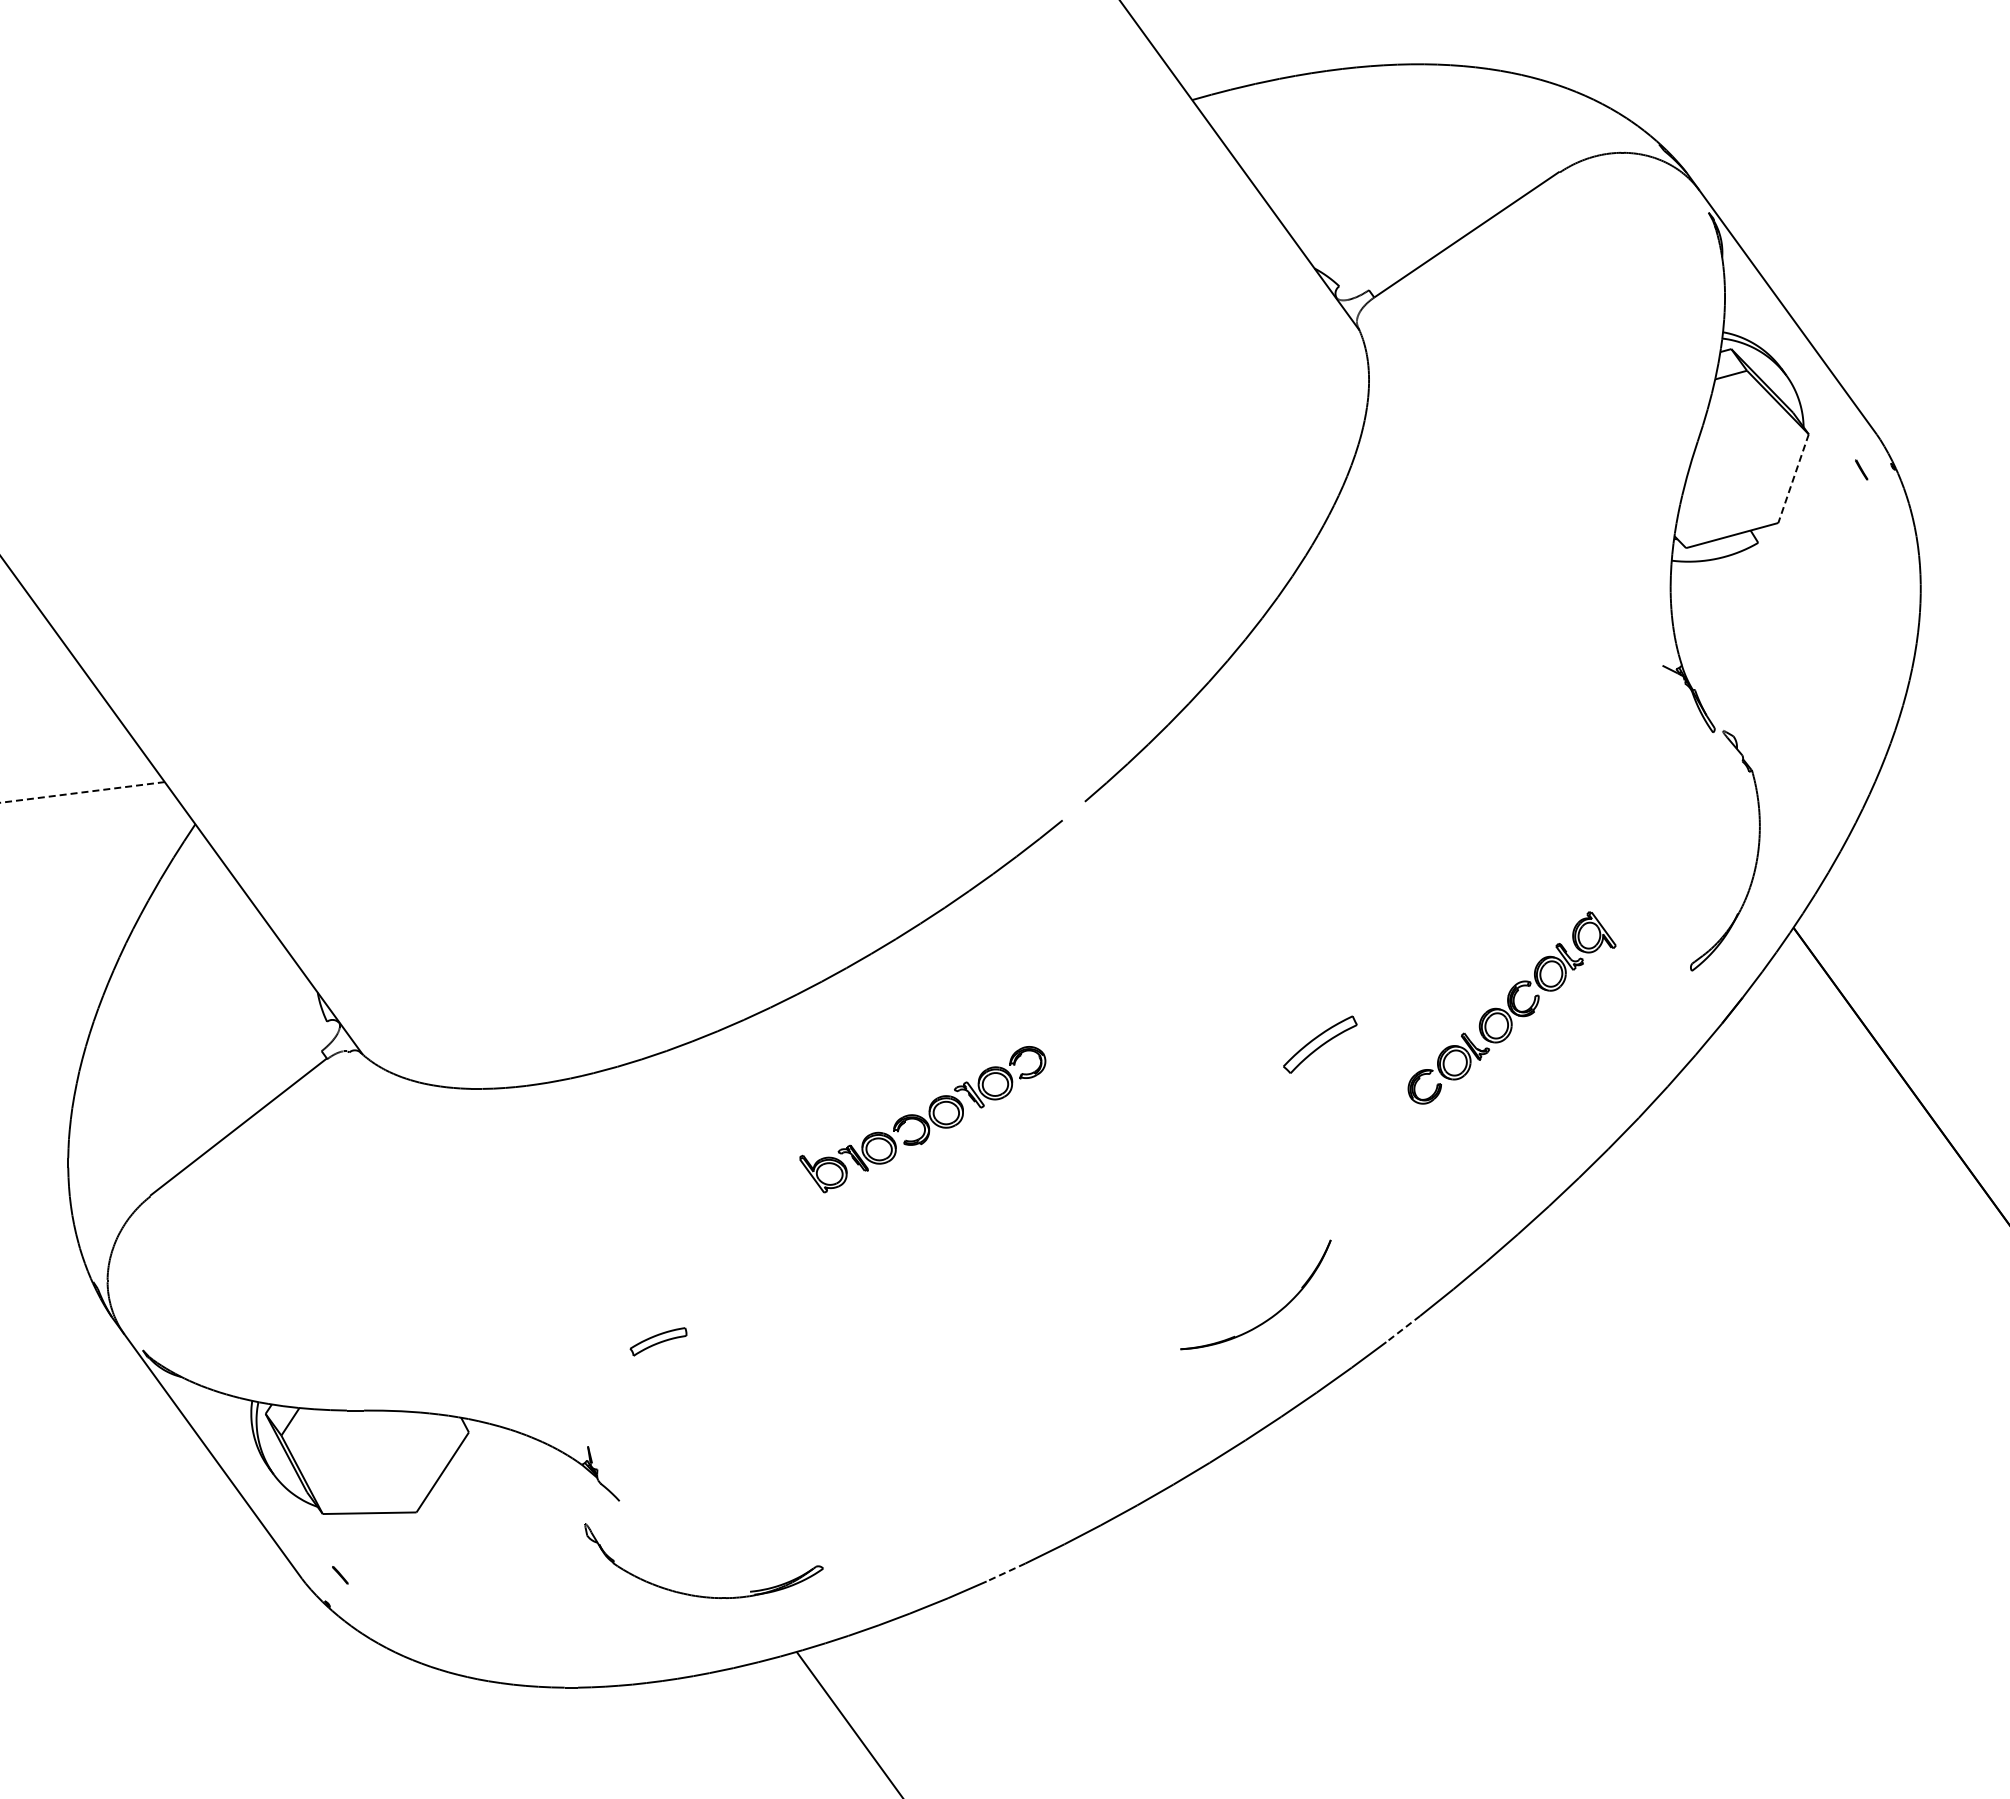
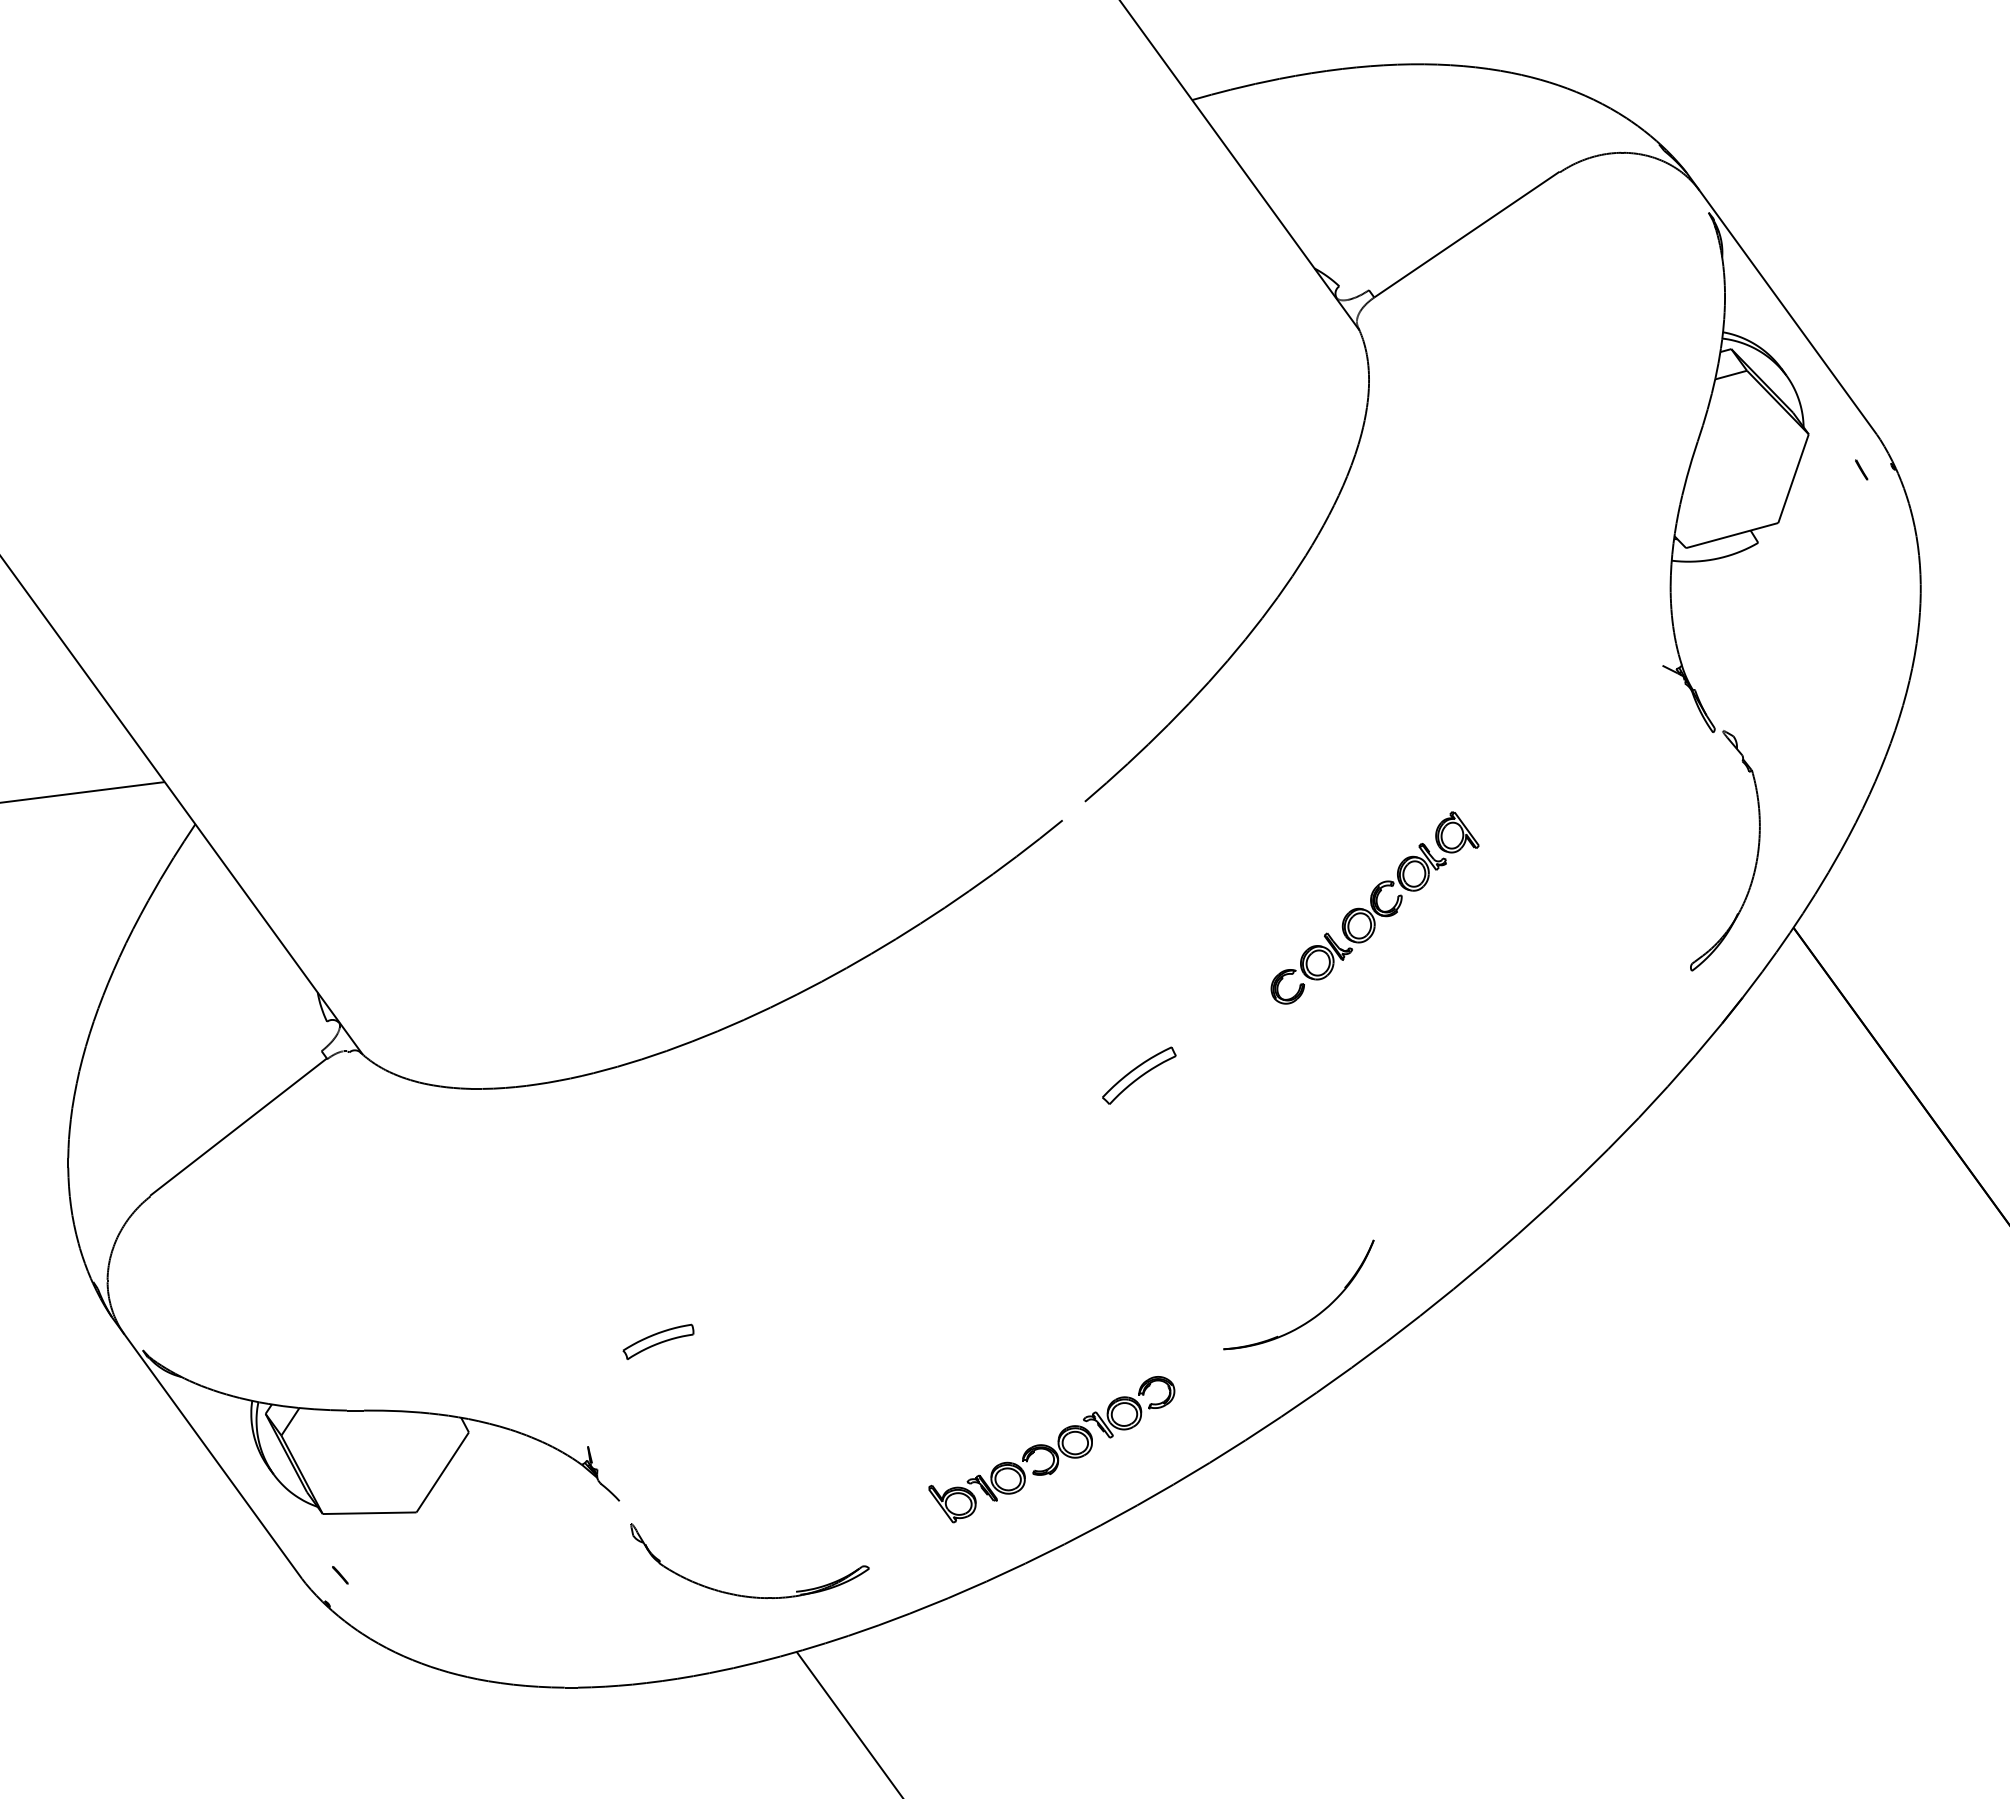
line: dashed -> solid (1793, 478)
line: dashed -> solid (82, 792)
part position: (1511, 1007) -> (1374, 907) (1374, 907)
part position: (1320, 1044) -> (1139, 1075) (1139, 1075)
part position: (922, 1119) -> (1051, 1449) (1051, 1449)
part position: (1269, 1317) -> (1312, 1317) (1312, 1317)
line: dashed -> solid (1402, 1329)
part size: 59x30 px -> 73x37 px (658, 1341)
line: dashed -> solid (1005, 1572)
part position: (701, 1595) -> (747, 1595) (747, 1595)
